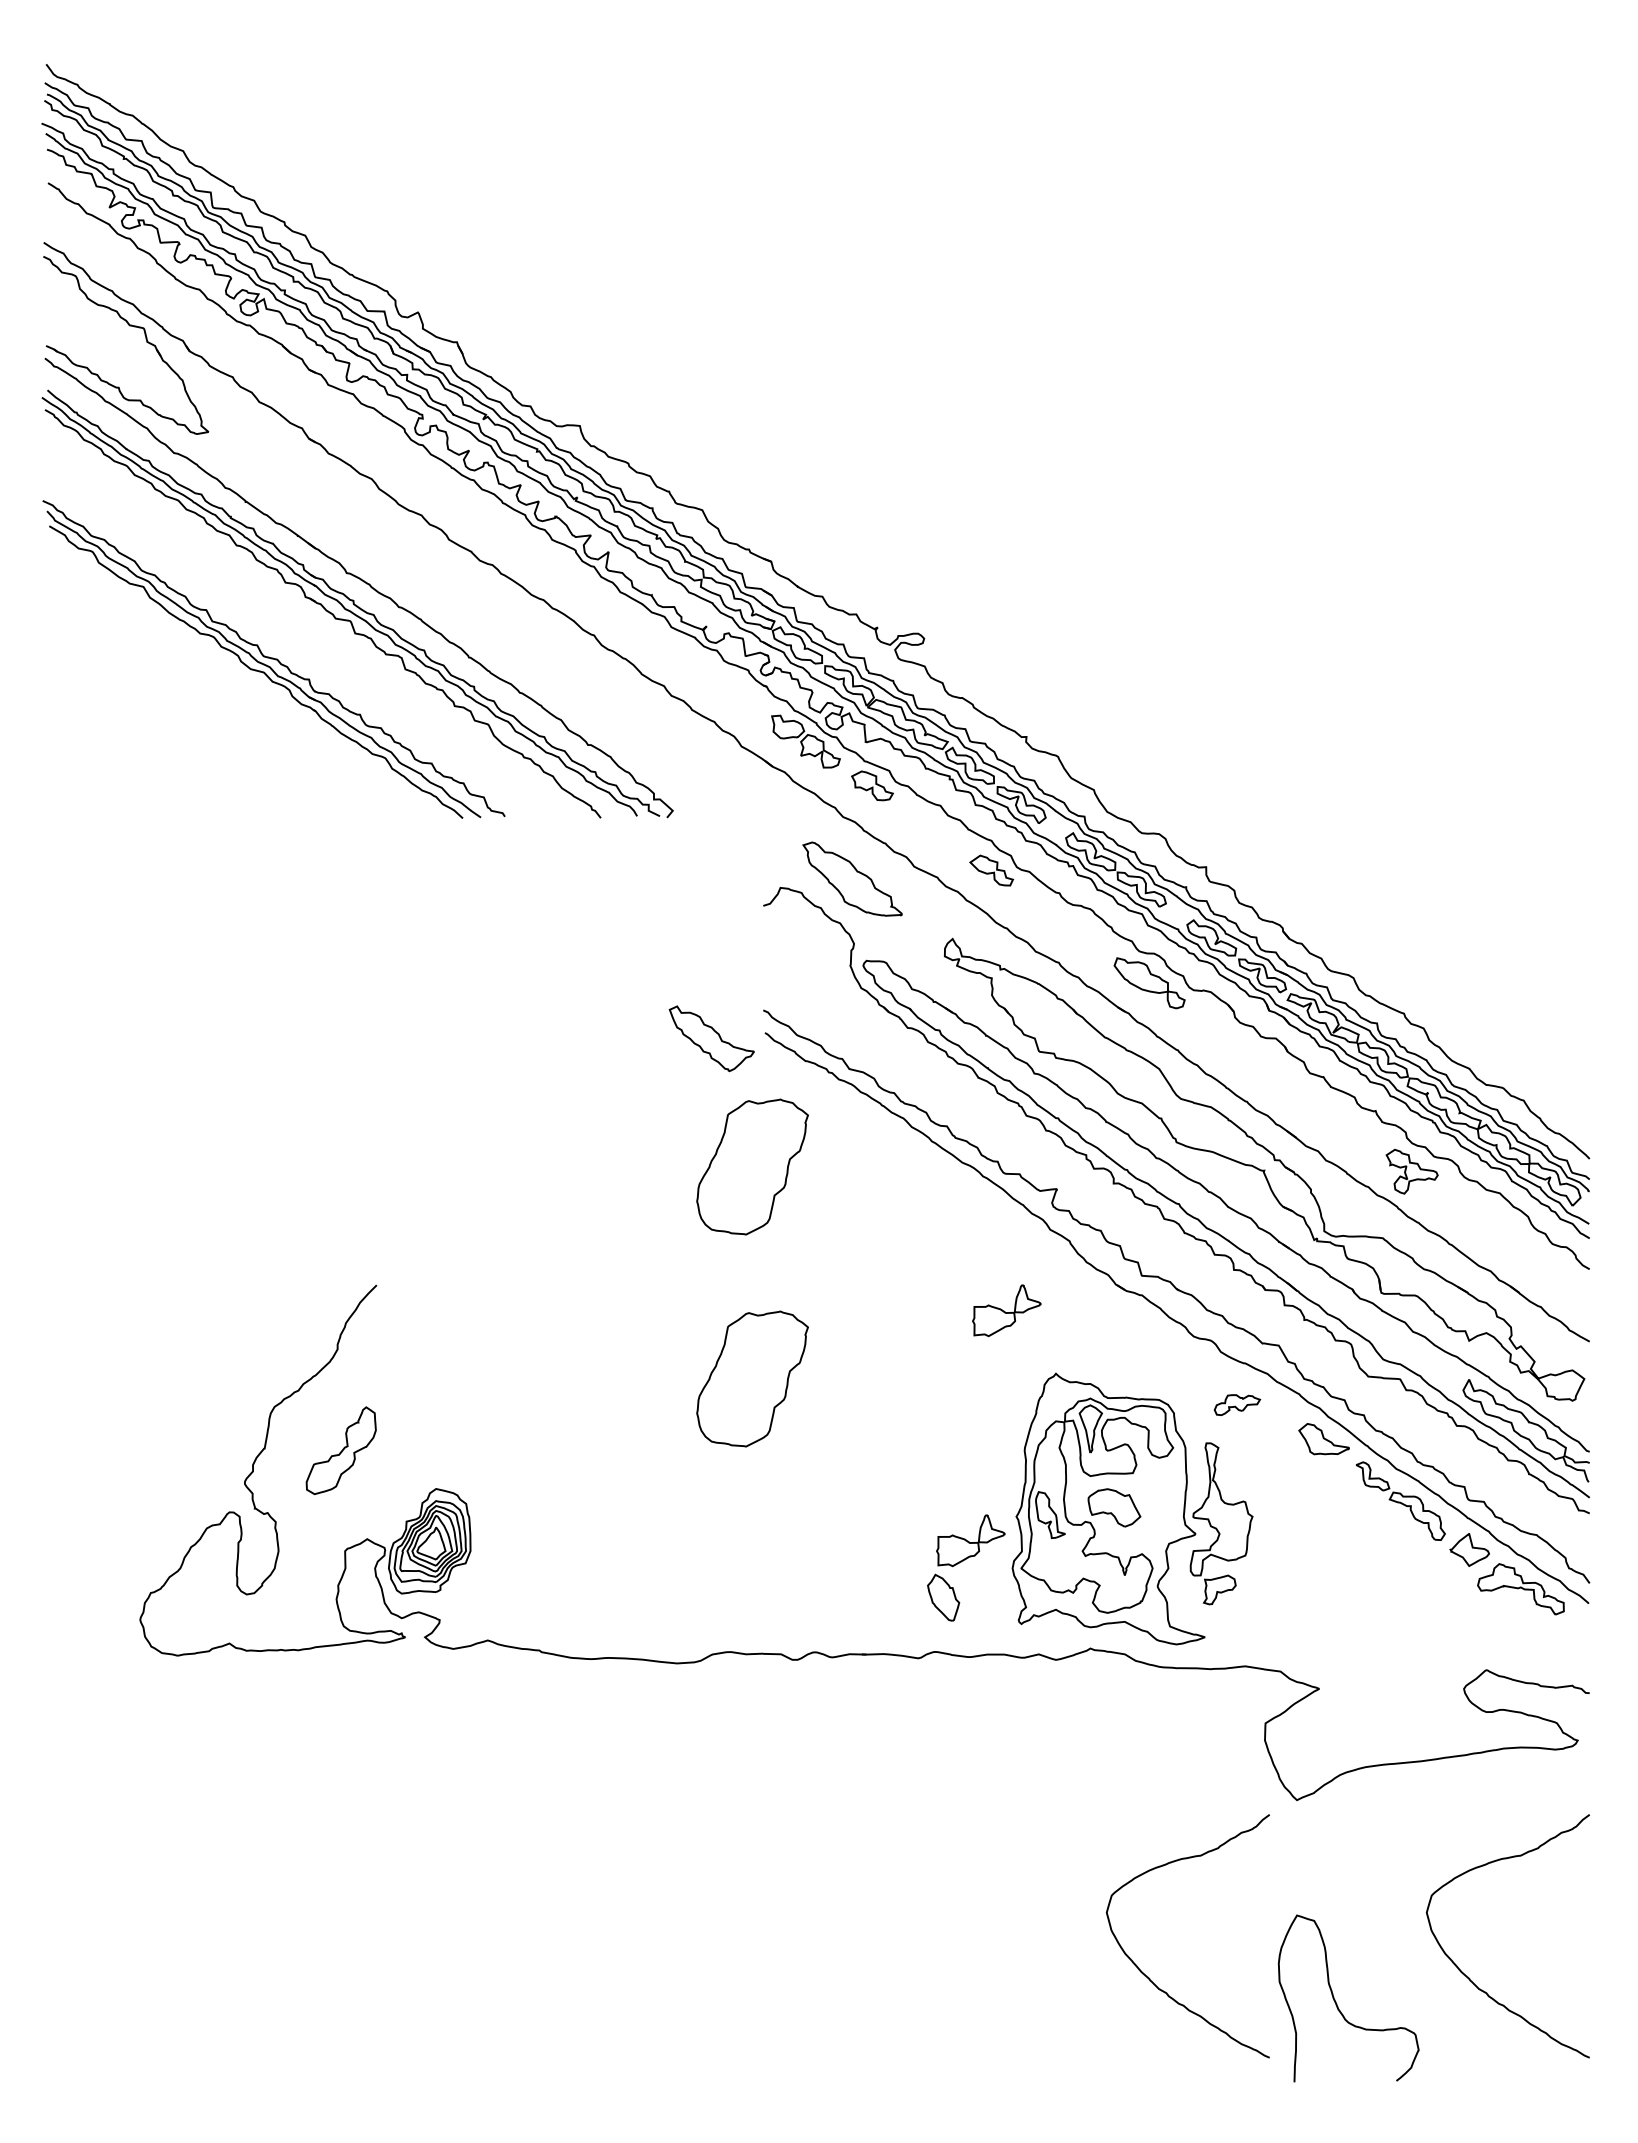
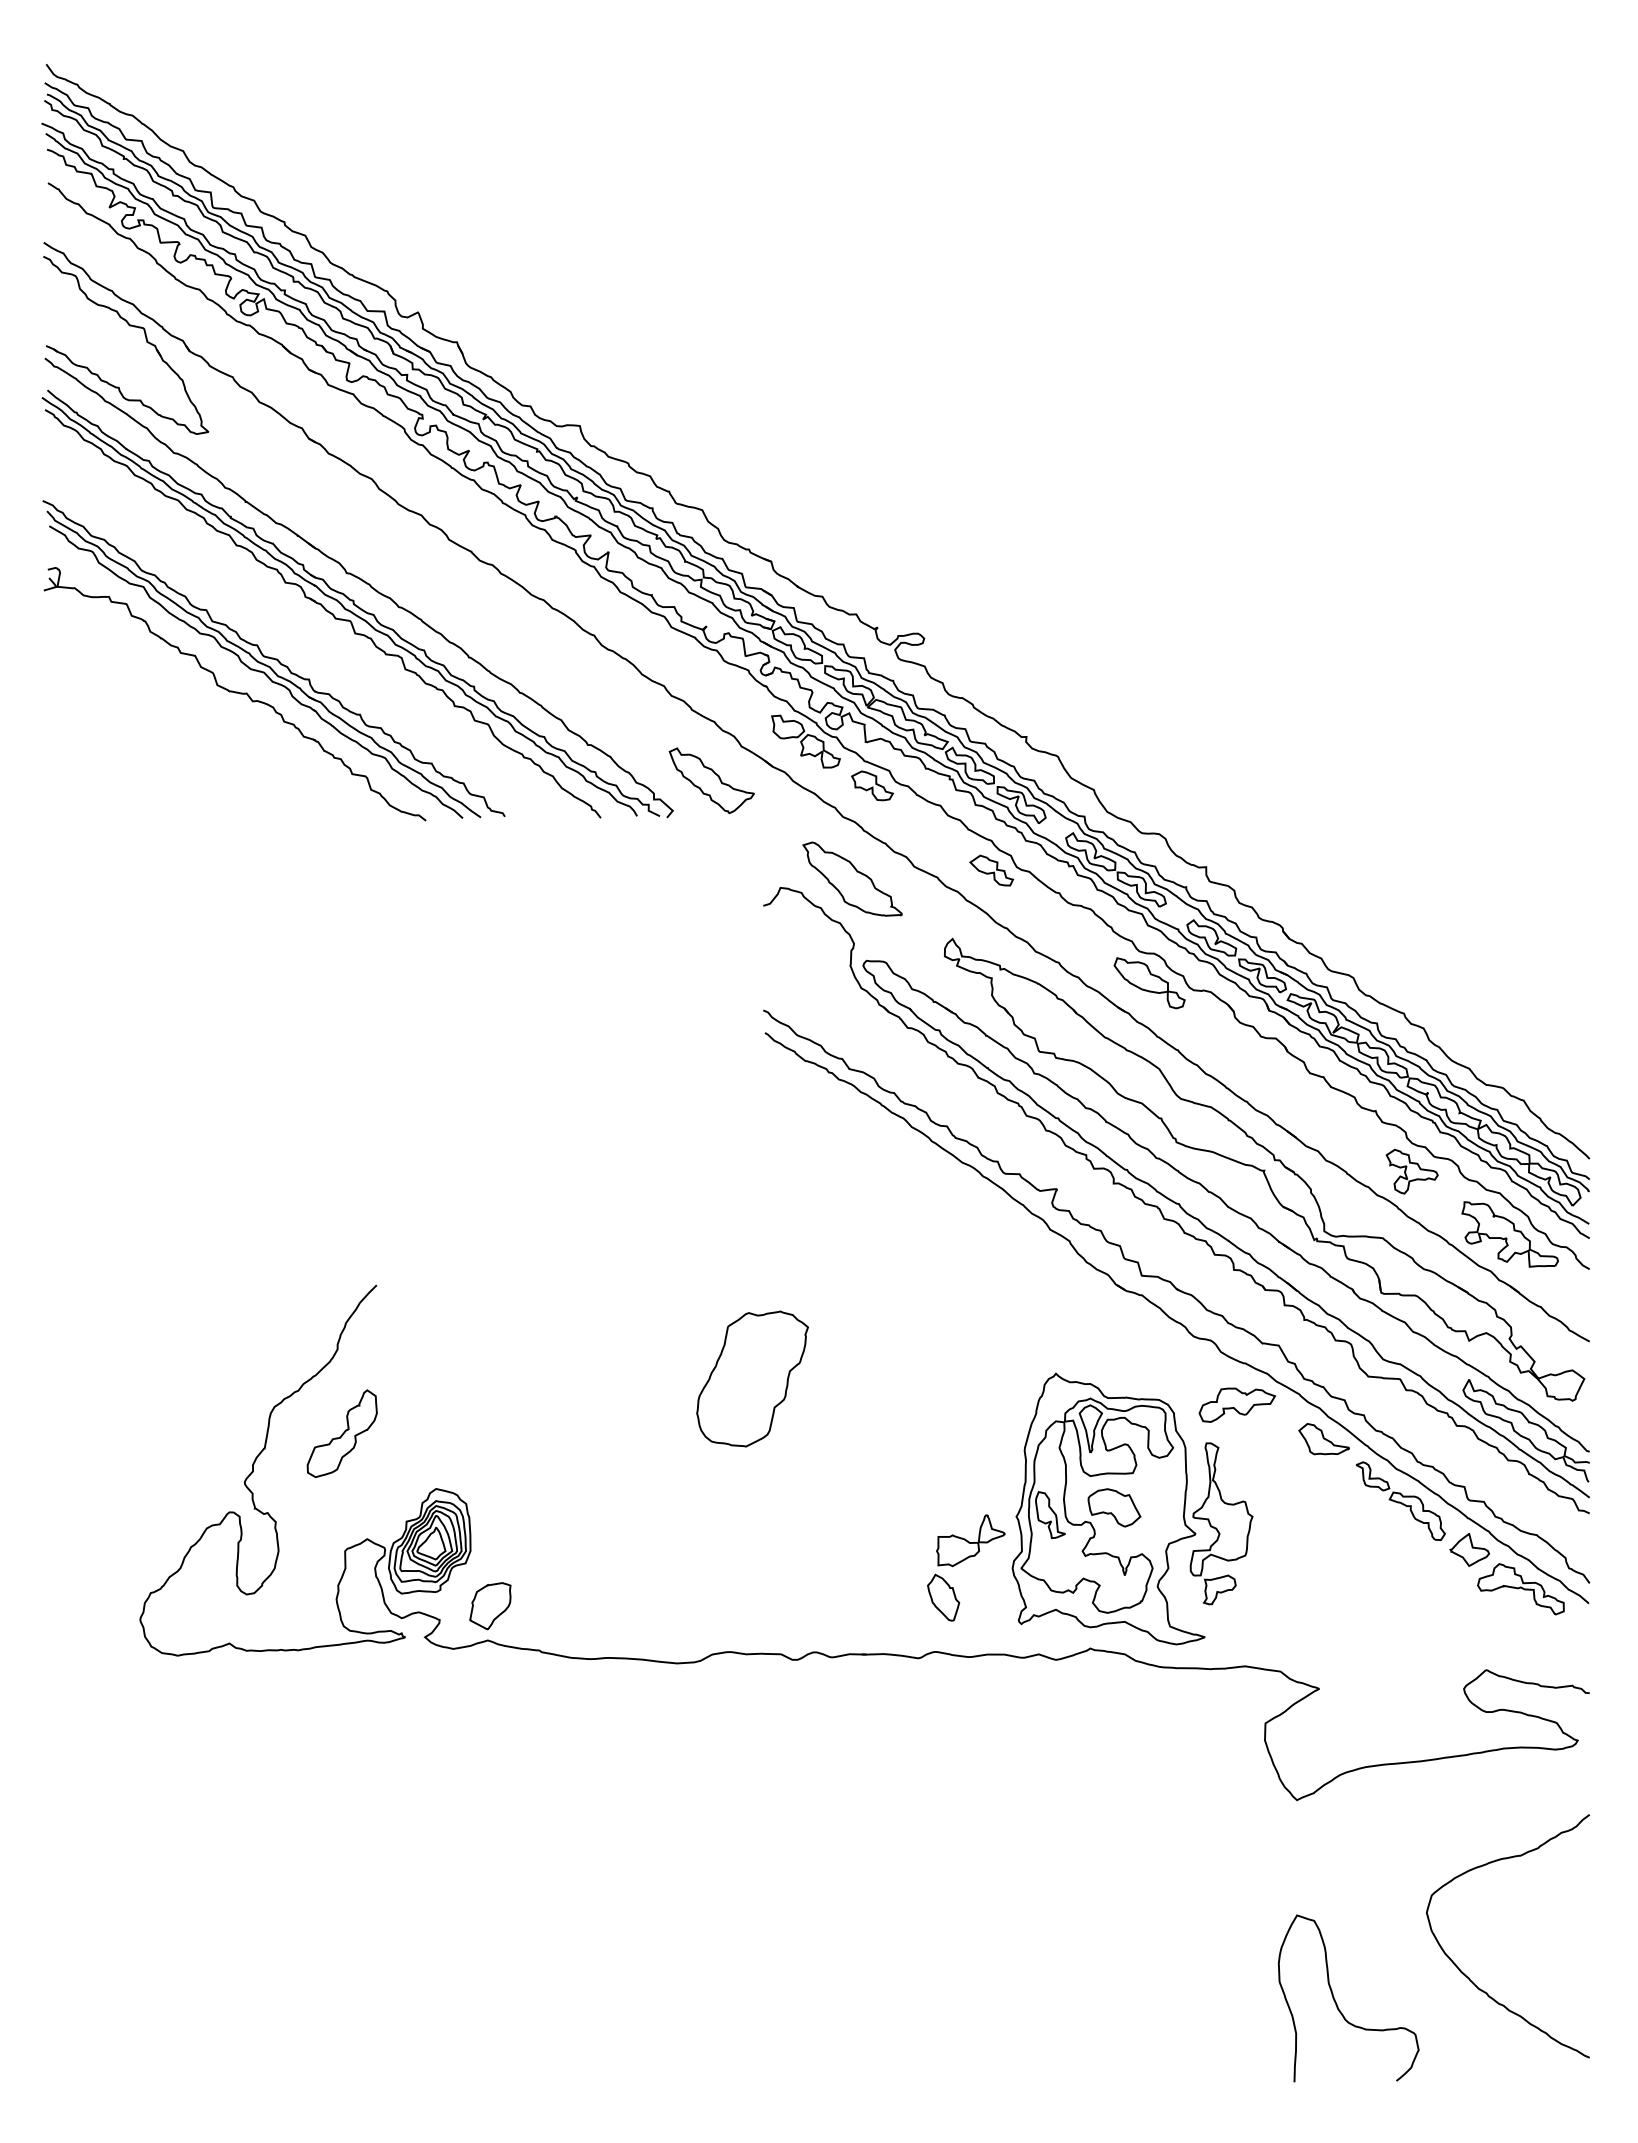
part: none -> present (234, 694)
part position: (711, 1038) -> (711, 780) (711, 780)
part: present -> none (752, 1166)
part: none -> present (1509, 1234)
part: present -> none (1006, 1310)
part size: 49x23 px -> 79x36 px (1237, 1404)
part position: (340, 1450) -> (341, 1433) (341, 1433)
part: none -> present (490, 1606)
curve: present -> none (1148, 1976)
